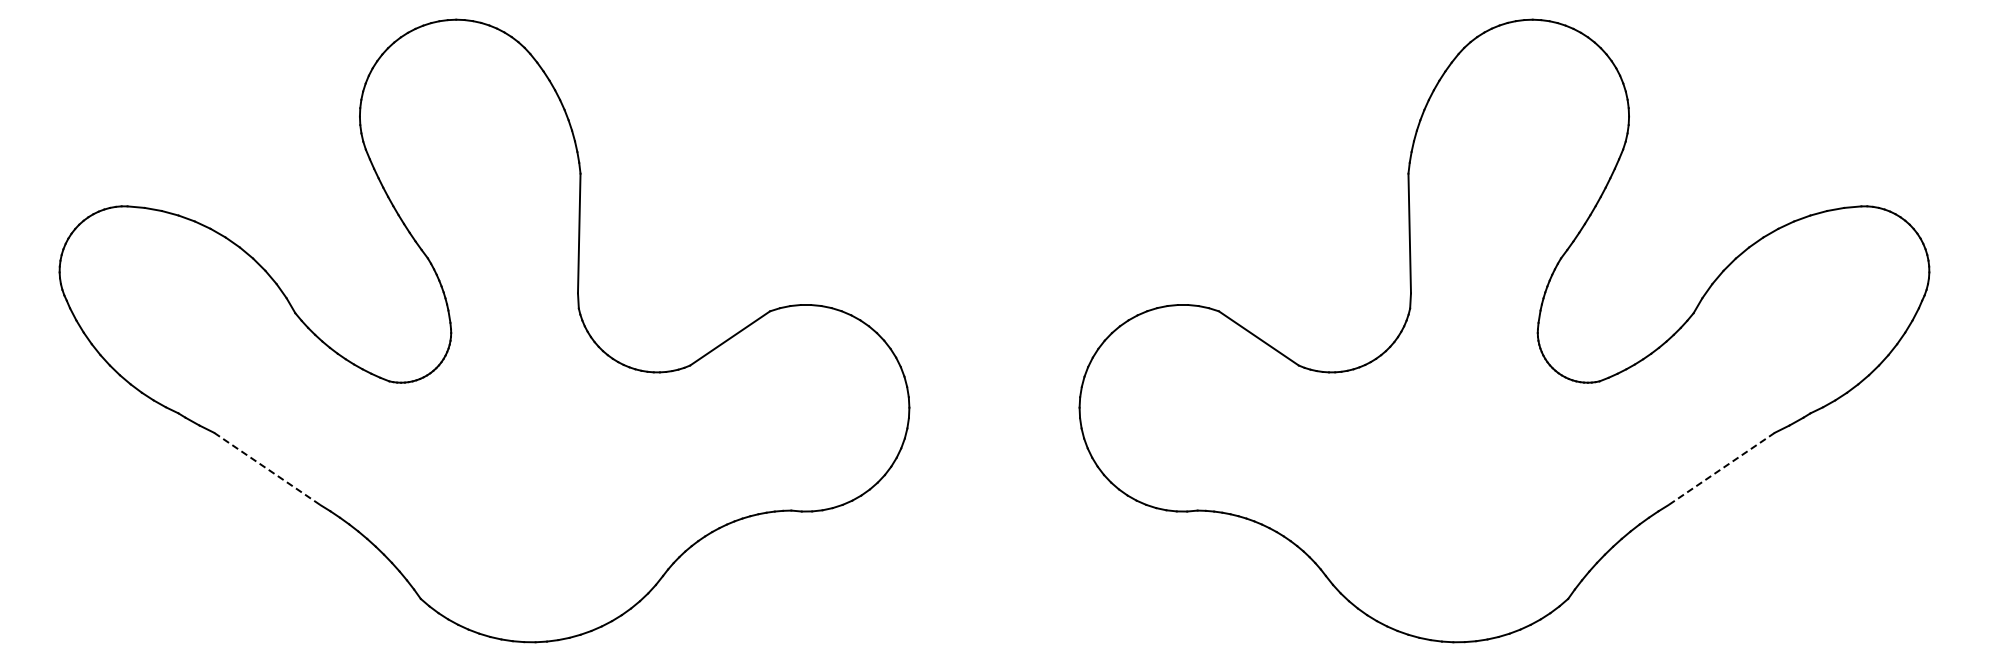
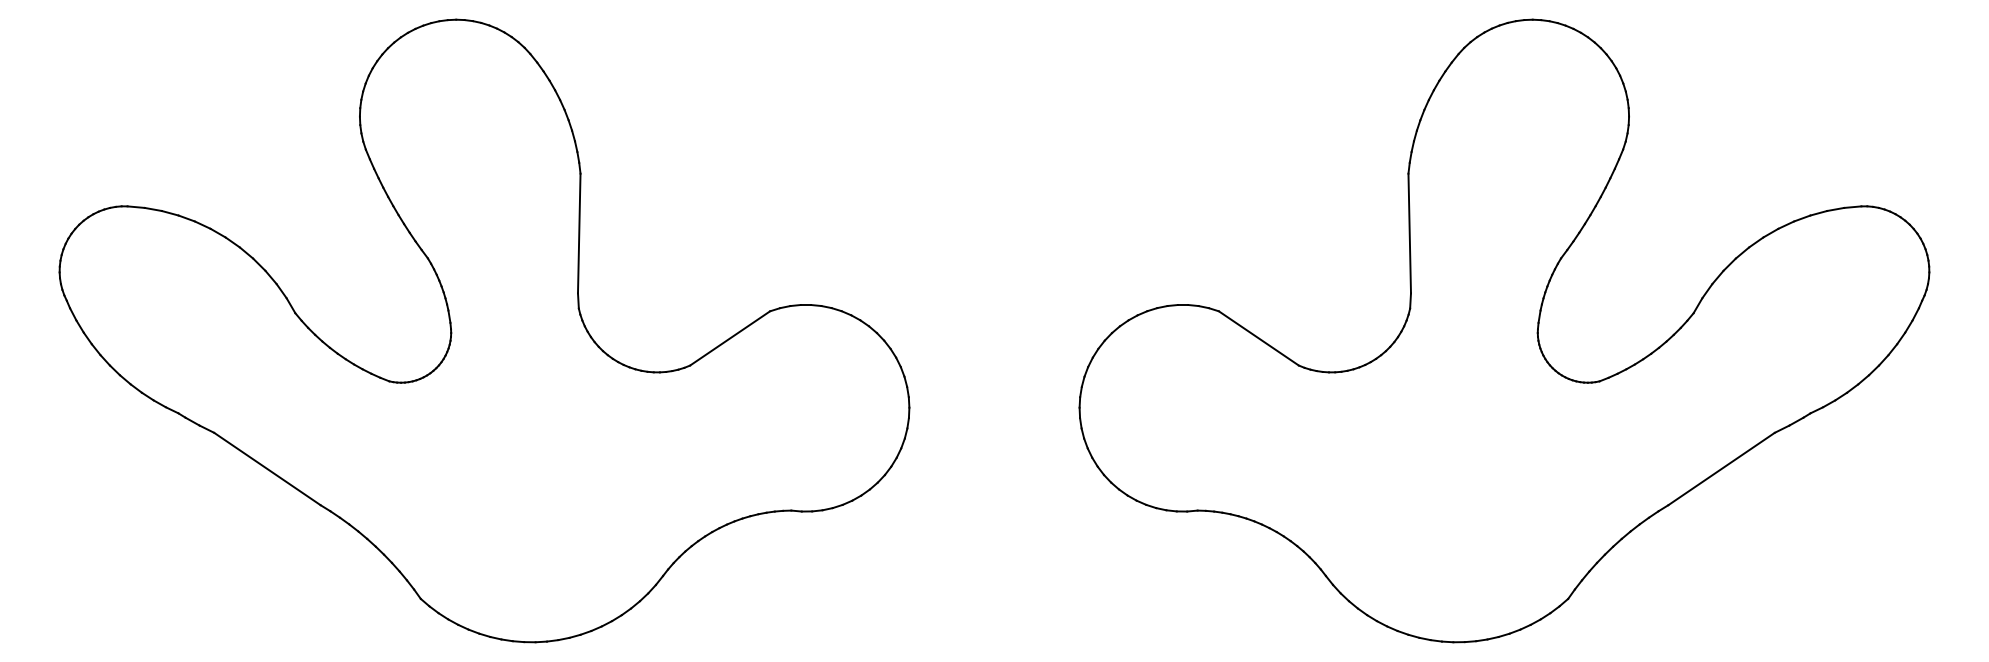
line: dashed -> solid (267, 469)
line: dashed -> solid (1721, 469)
